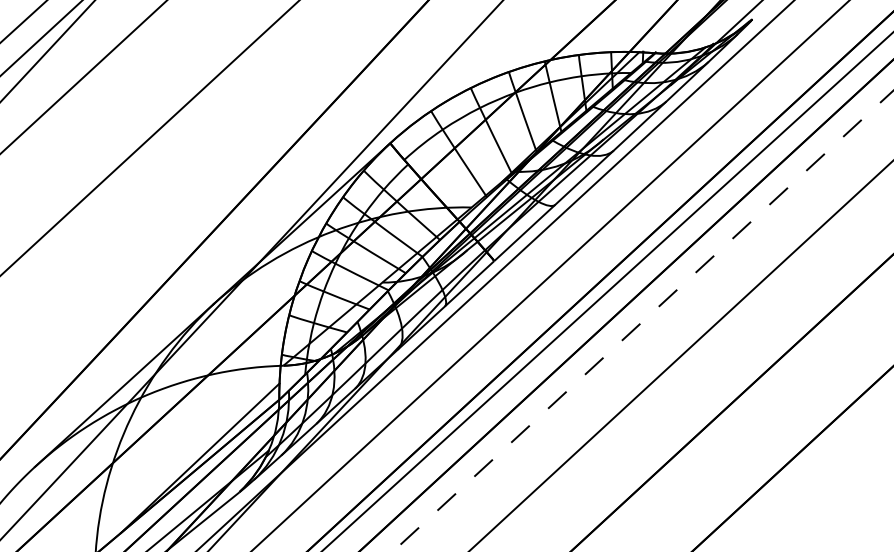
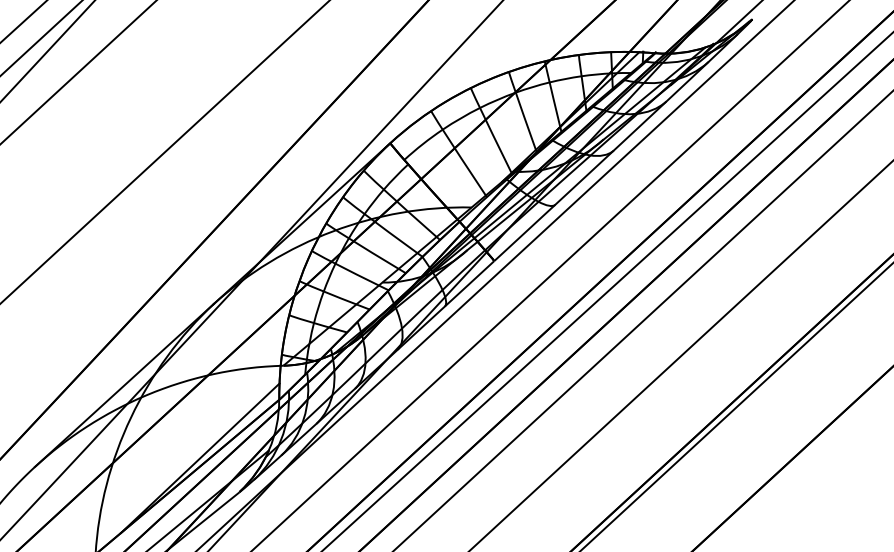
line position: (83, 77) -> (78, 72) (78, 72)
line position: (149, 138) -> (165, 152) (165, 152)
line: dashed -> solid (643, 321)
line: none -> present (736, 406)
